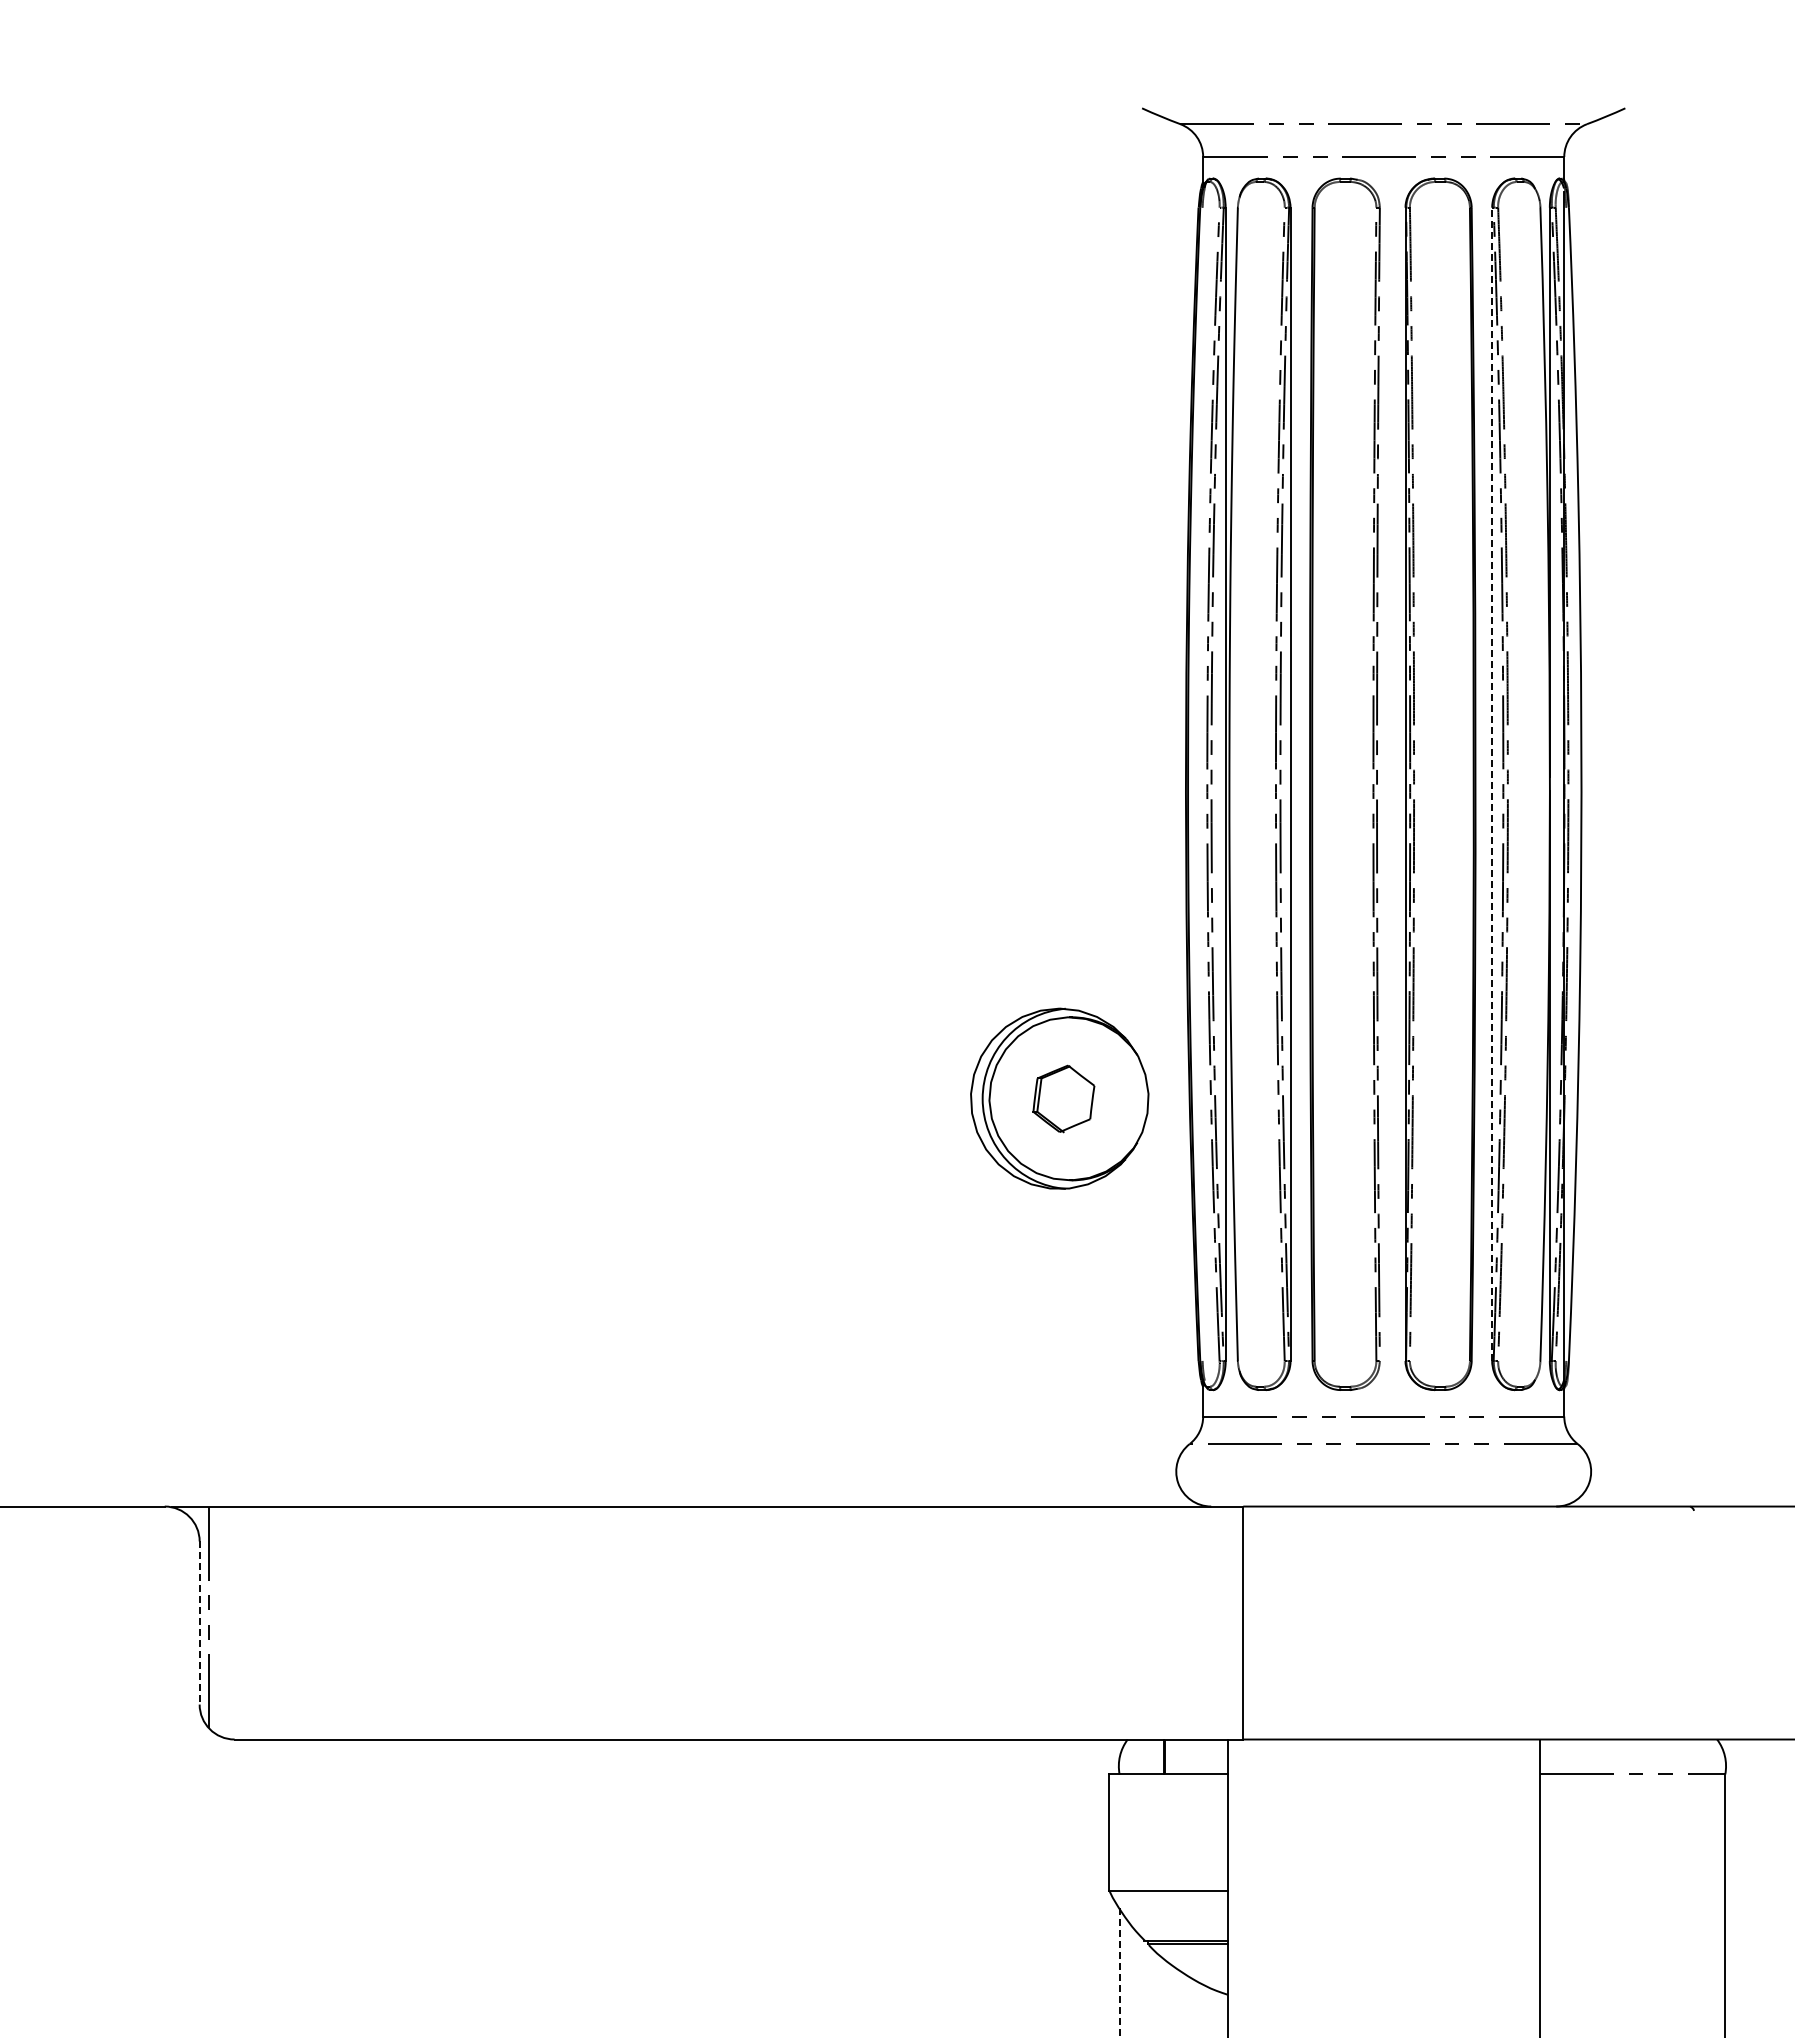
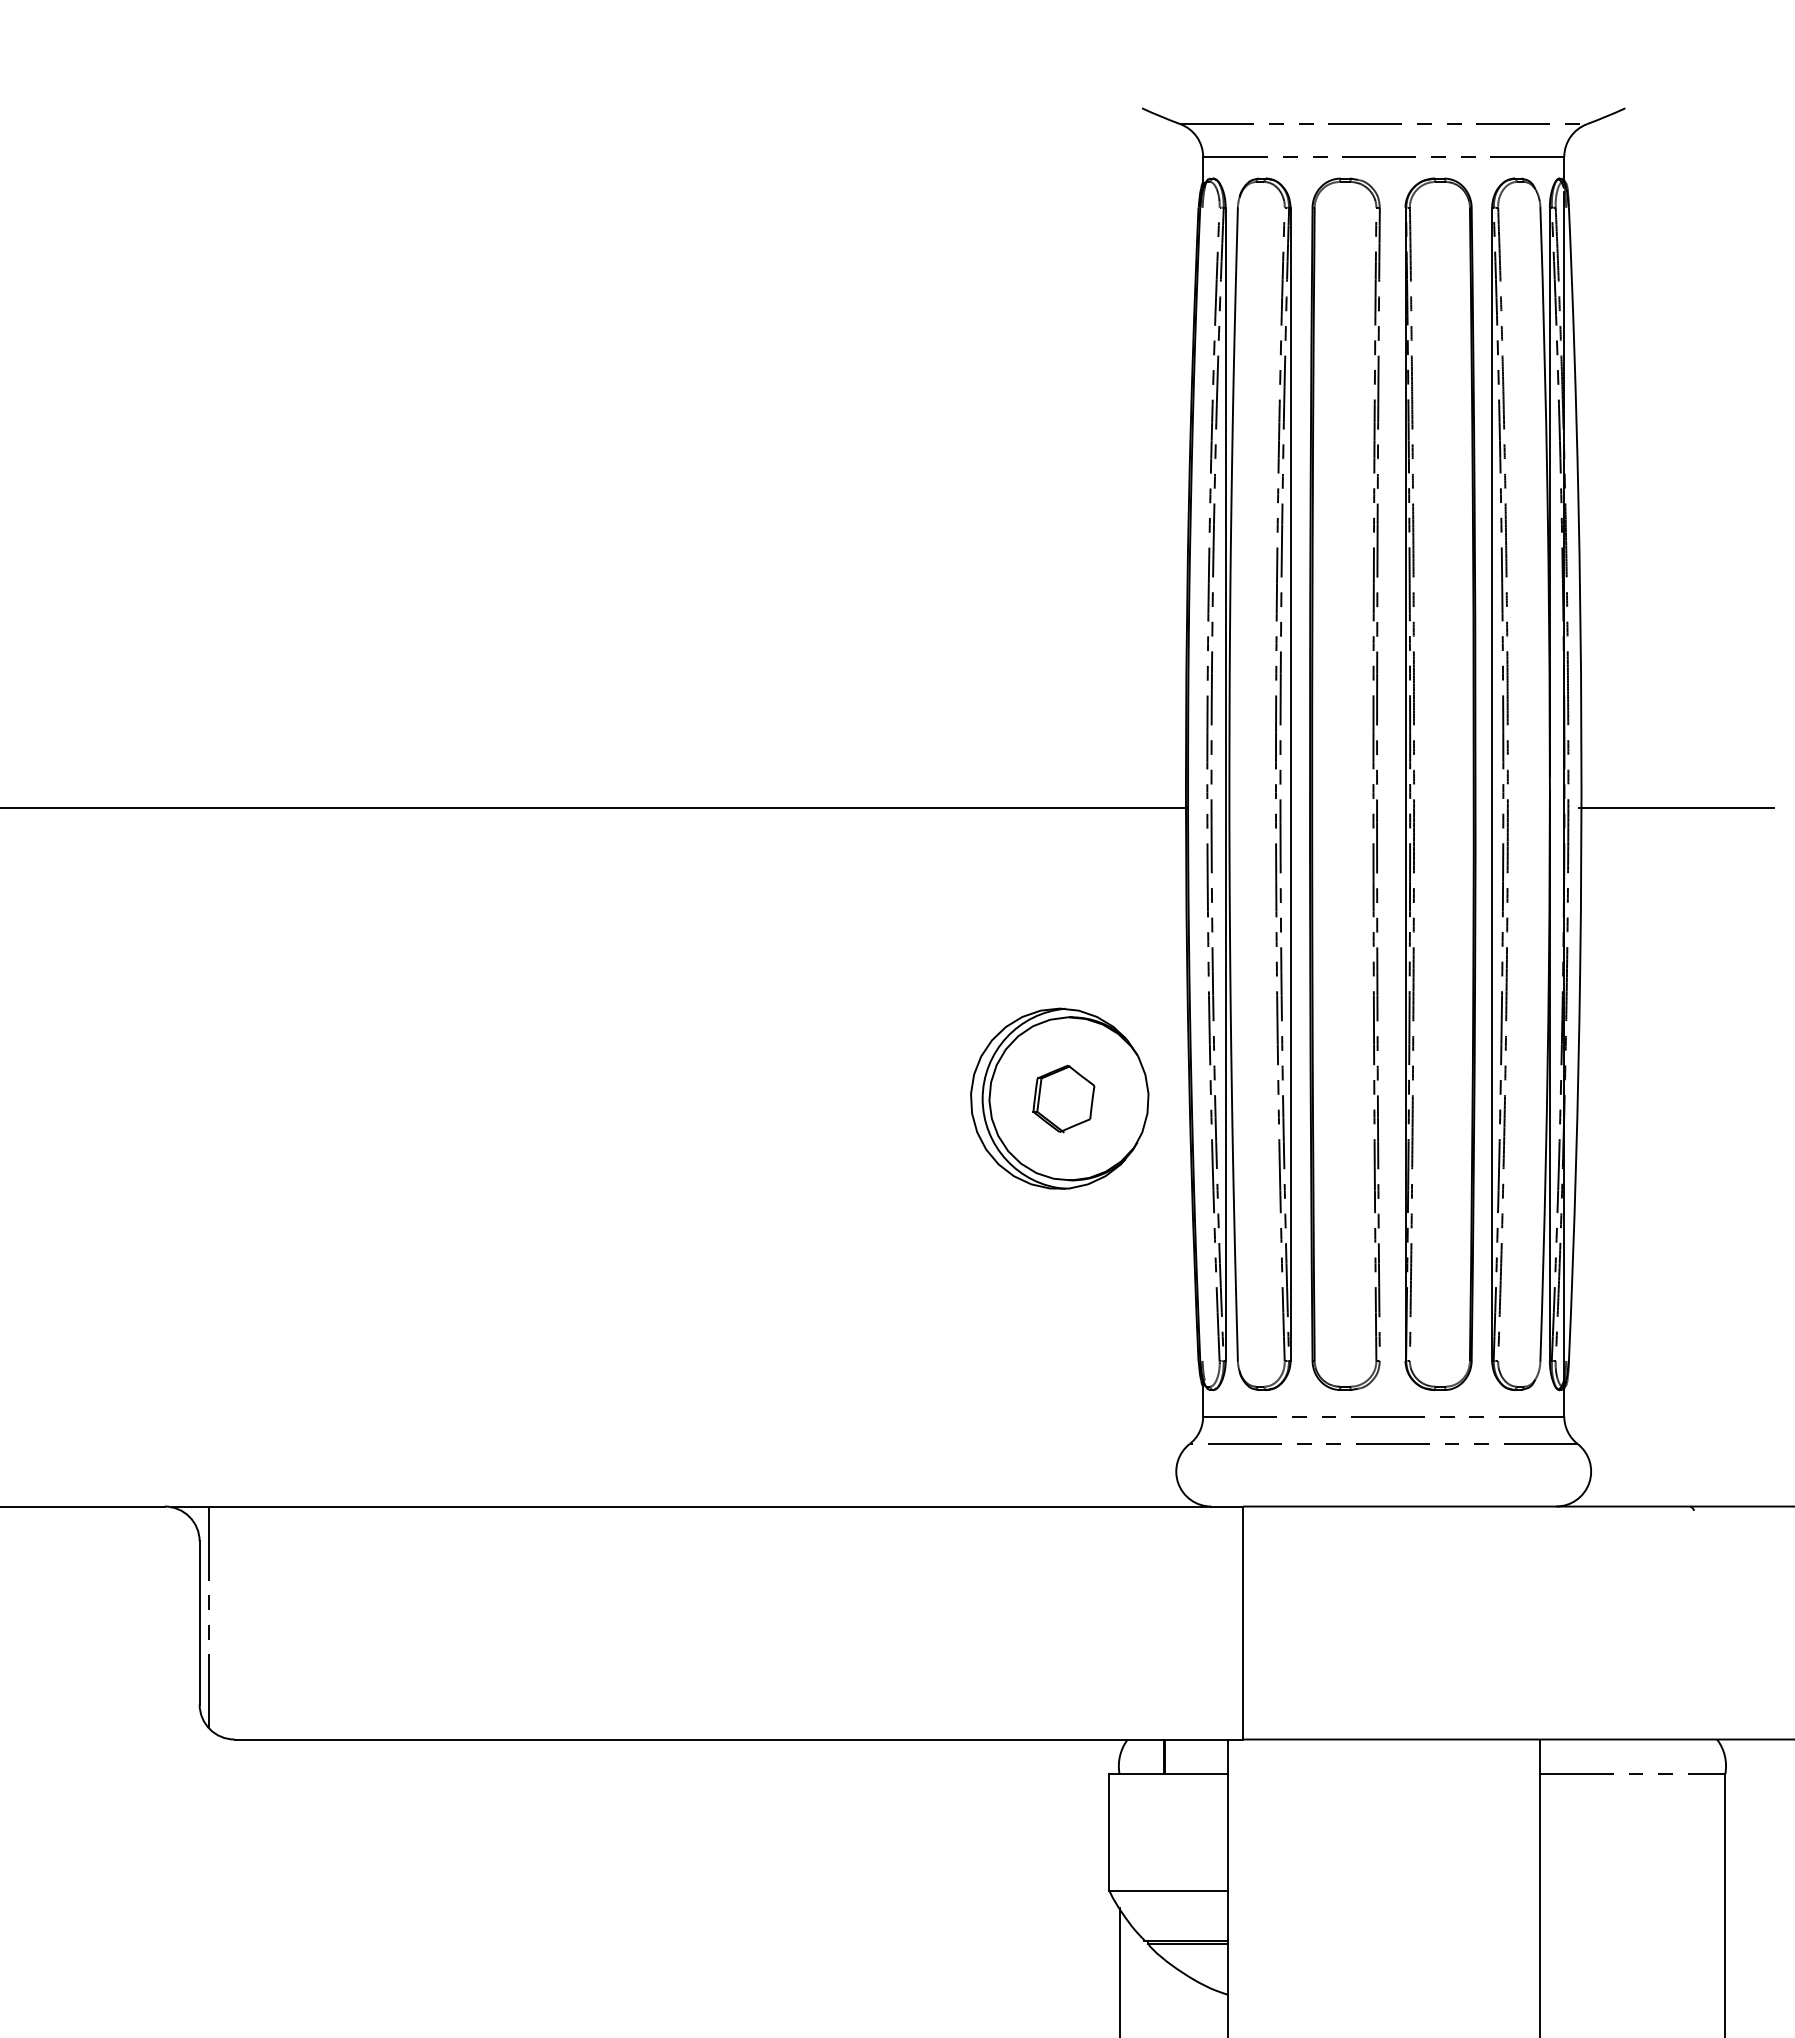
line: dashed -> solid (1492, 784)
line: none -> present (595, 807)
line: none -> present (1676, 807)
line: dashed -> solid (199, 1623)
line: dashed -> solid (1119, 1973)
